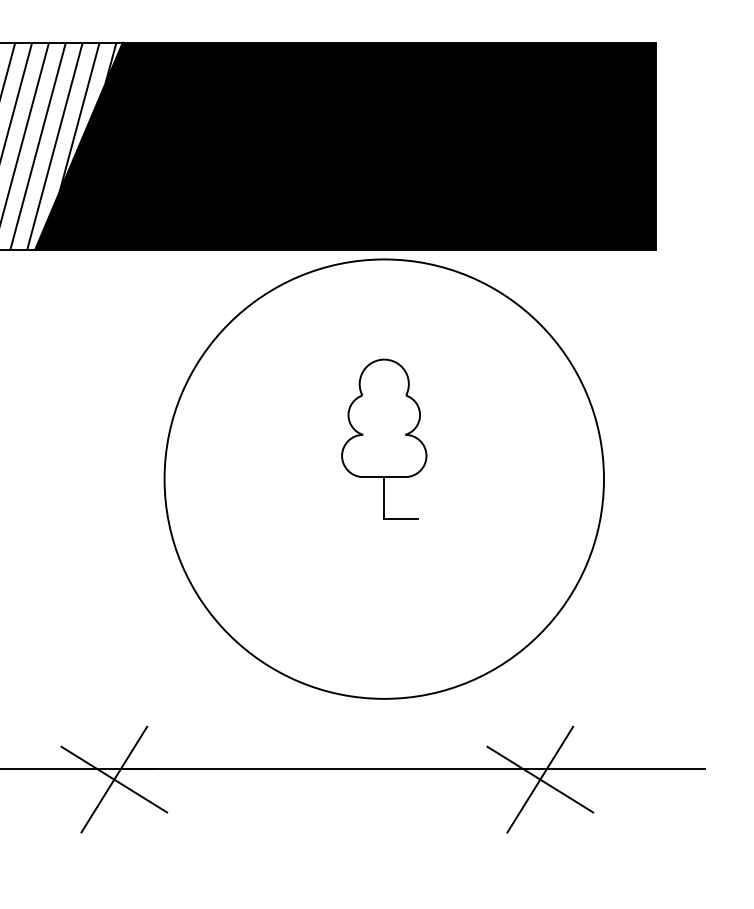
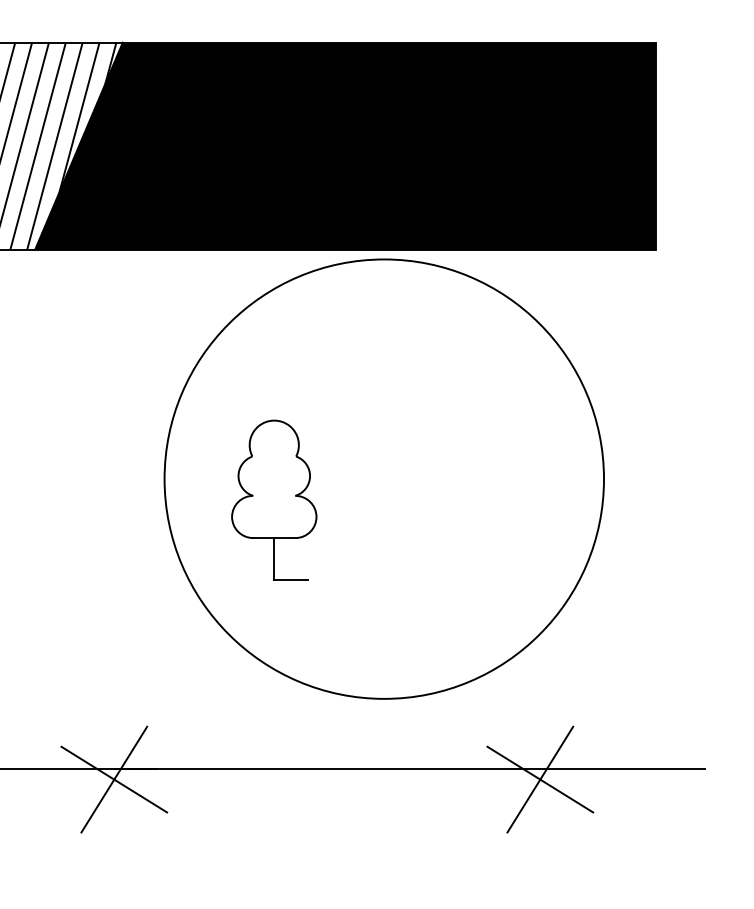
part position: (384, 438) -> (274, 499) (274, 499)
